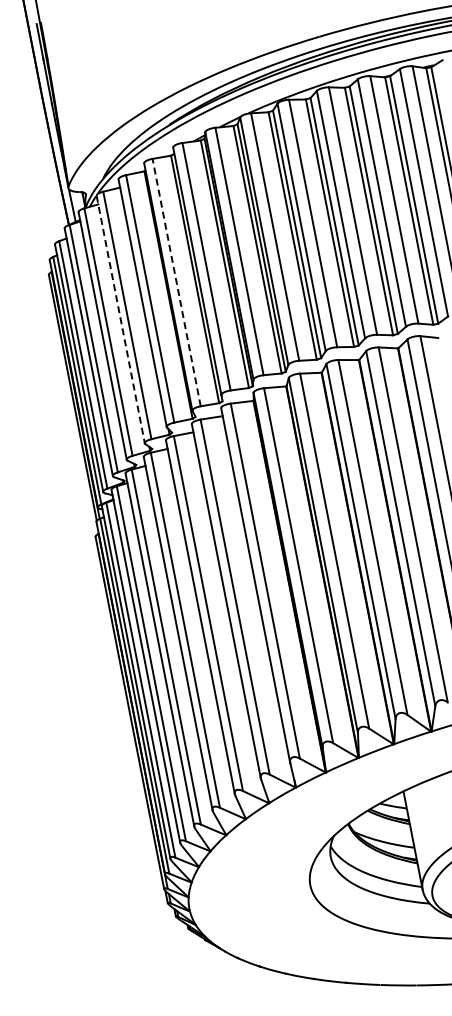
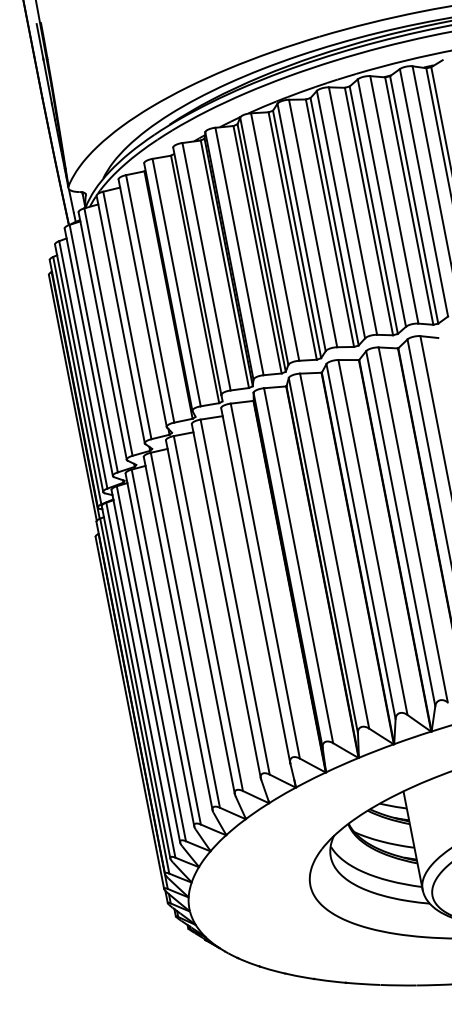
line: dashed -> solid (176, 282)
line: dashed -> solid (120, 320)
